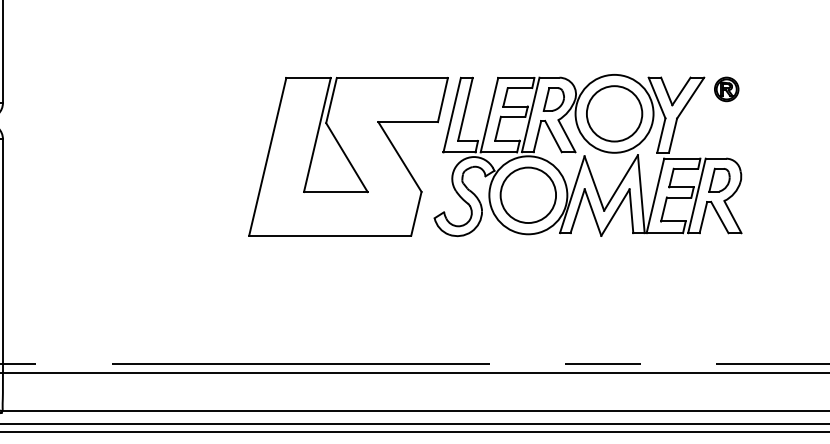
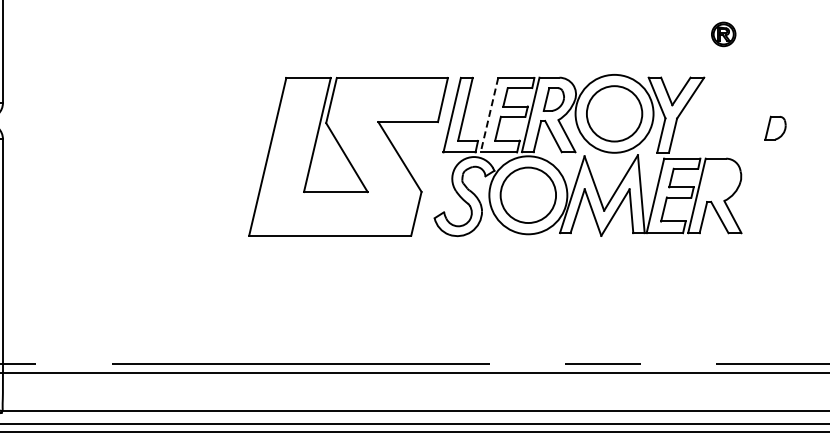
part position: (726, 89) -> (723, 34) (723, 34)
line: solid -> dashed (489, 115)
part position: (719, 179) -> (775, 127) (775, 127)
